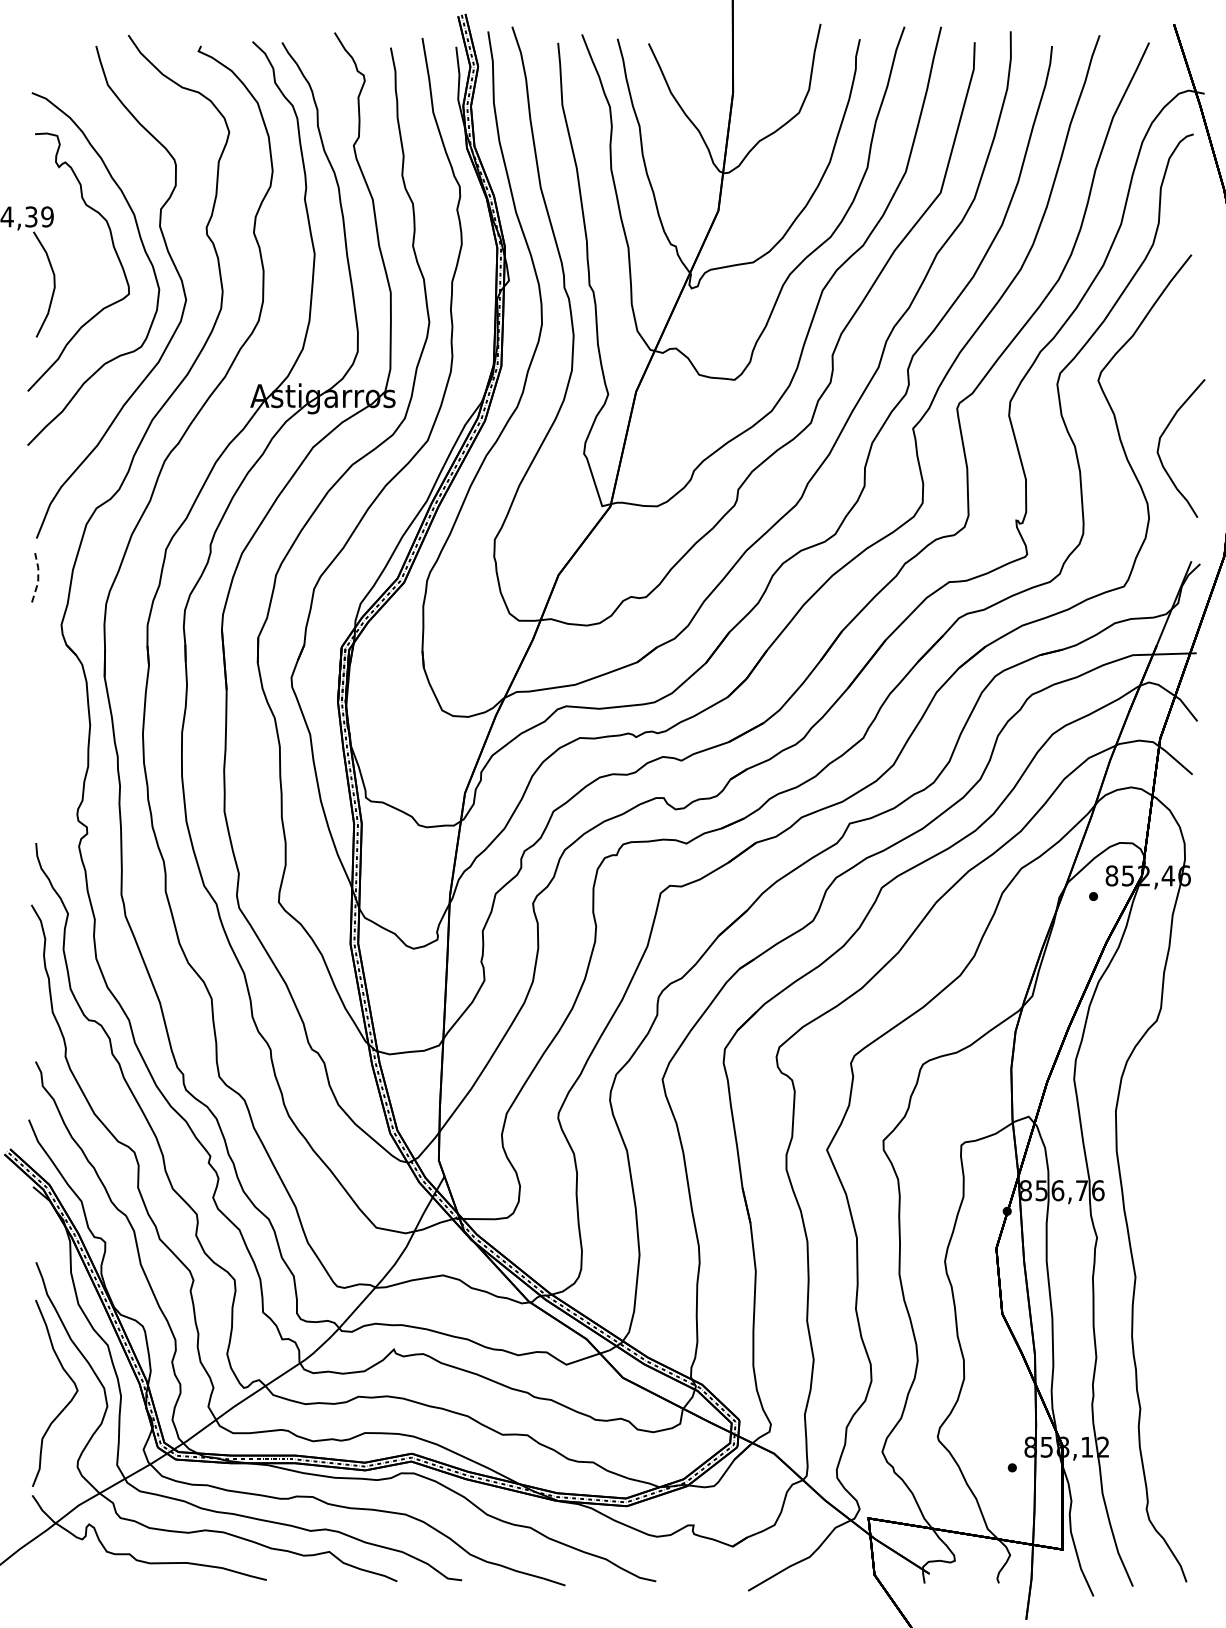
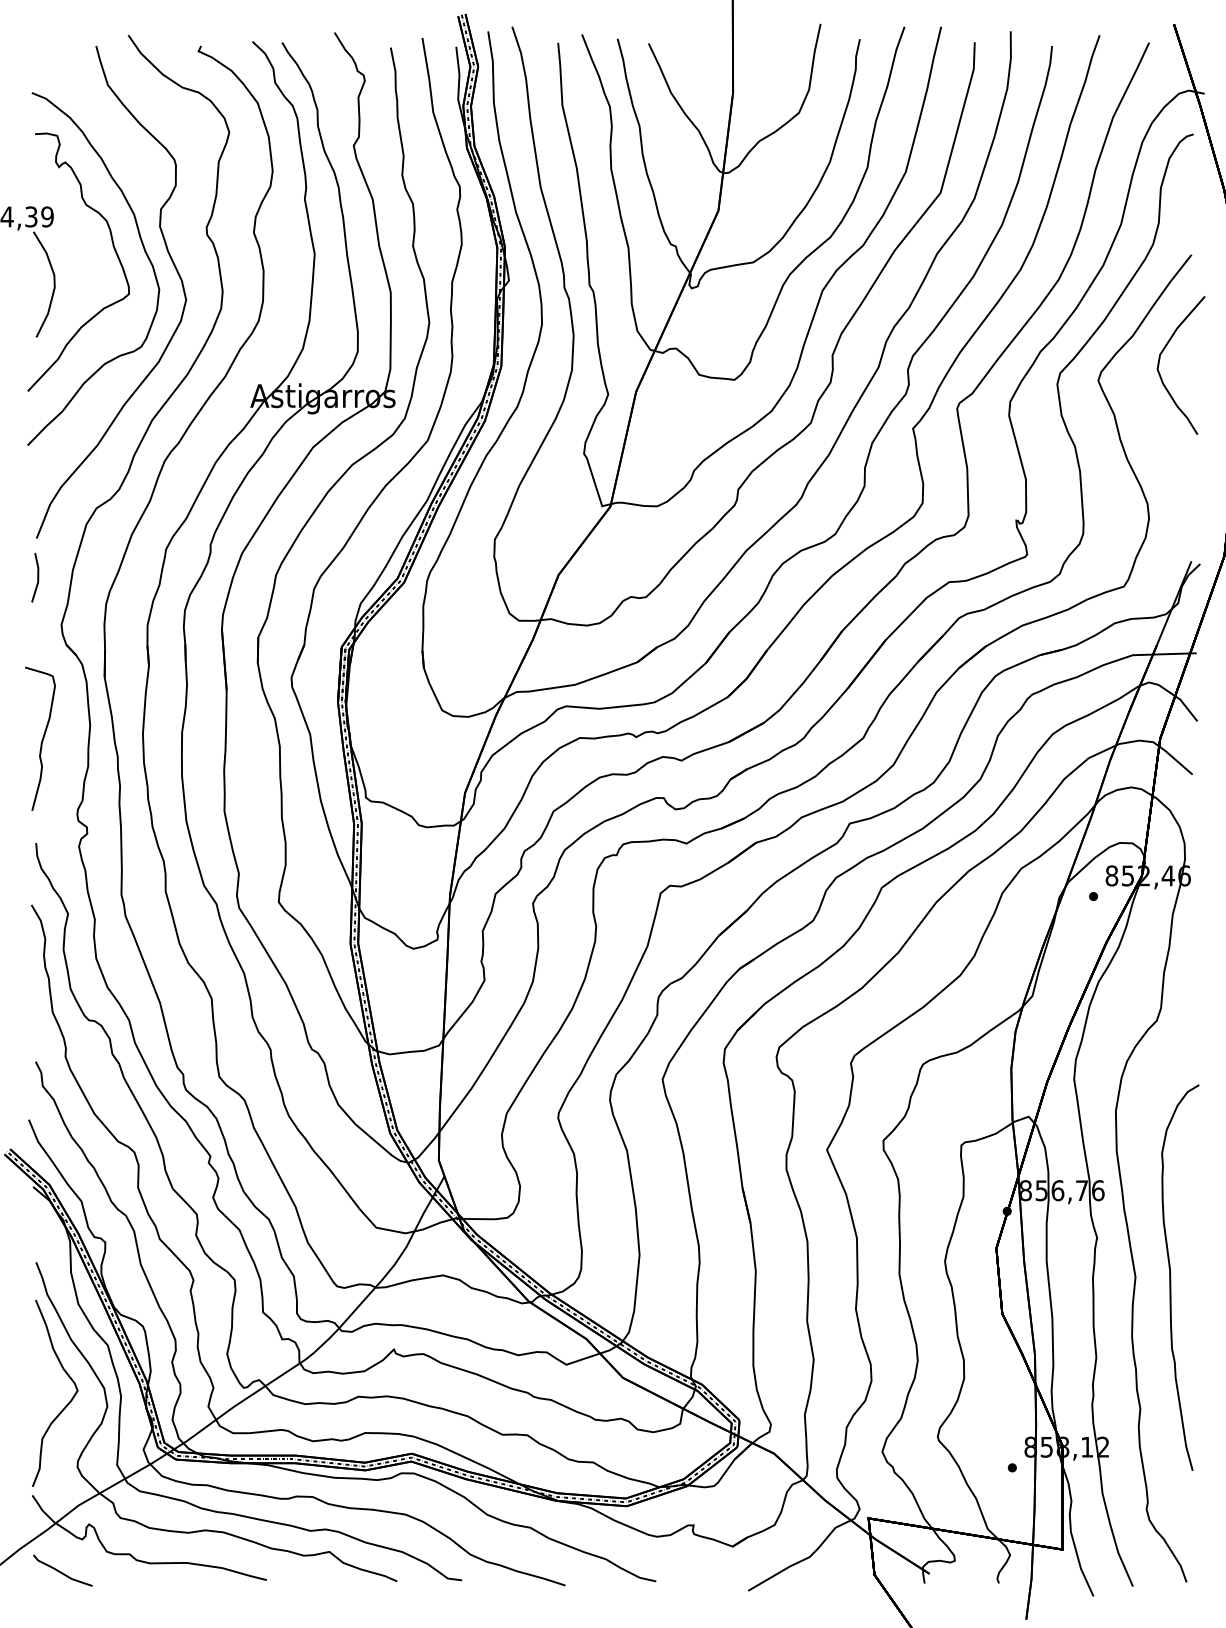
curve position: (1160, 442) -> (1160, 359) (1160, 359)
line: dashed -> solid (38, 577)
curve: none -> present (42, 738)
curve: none -> present (1171, 1277)
line: none -> present (61, 1571)
